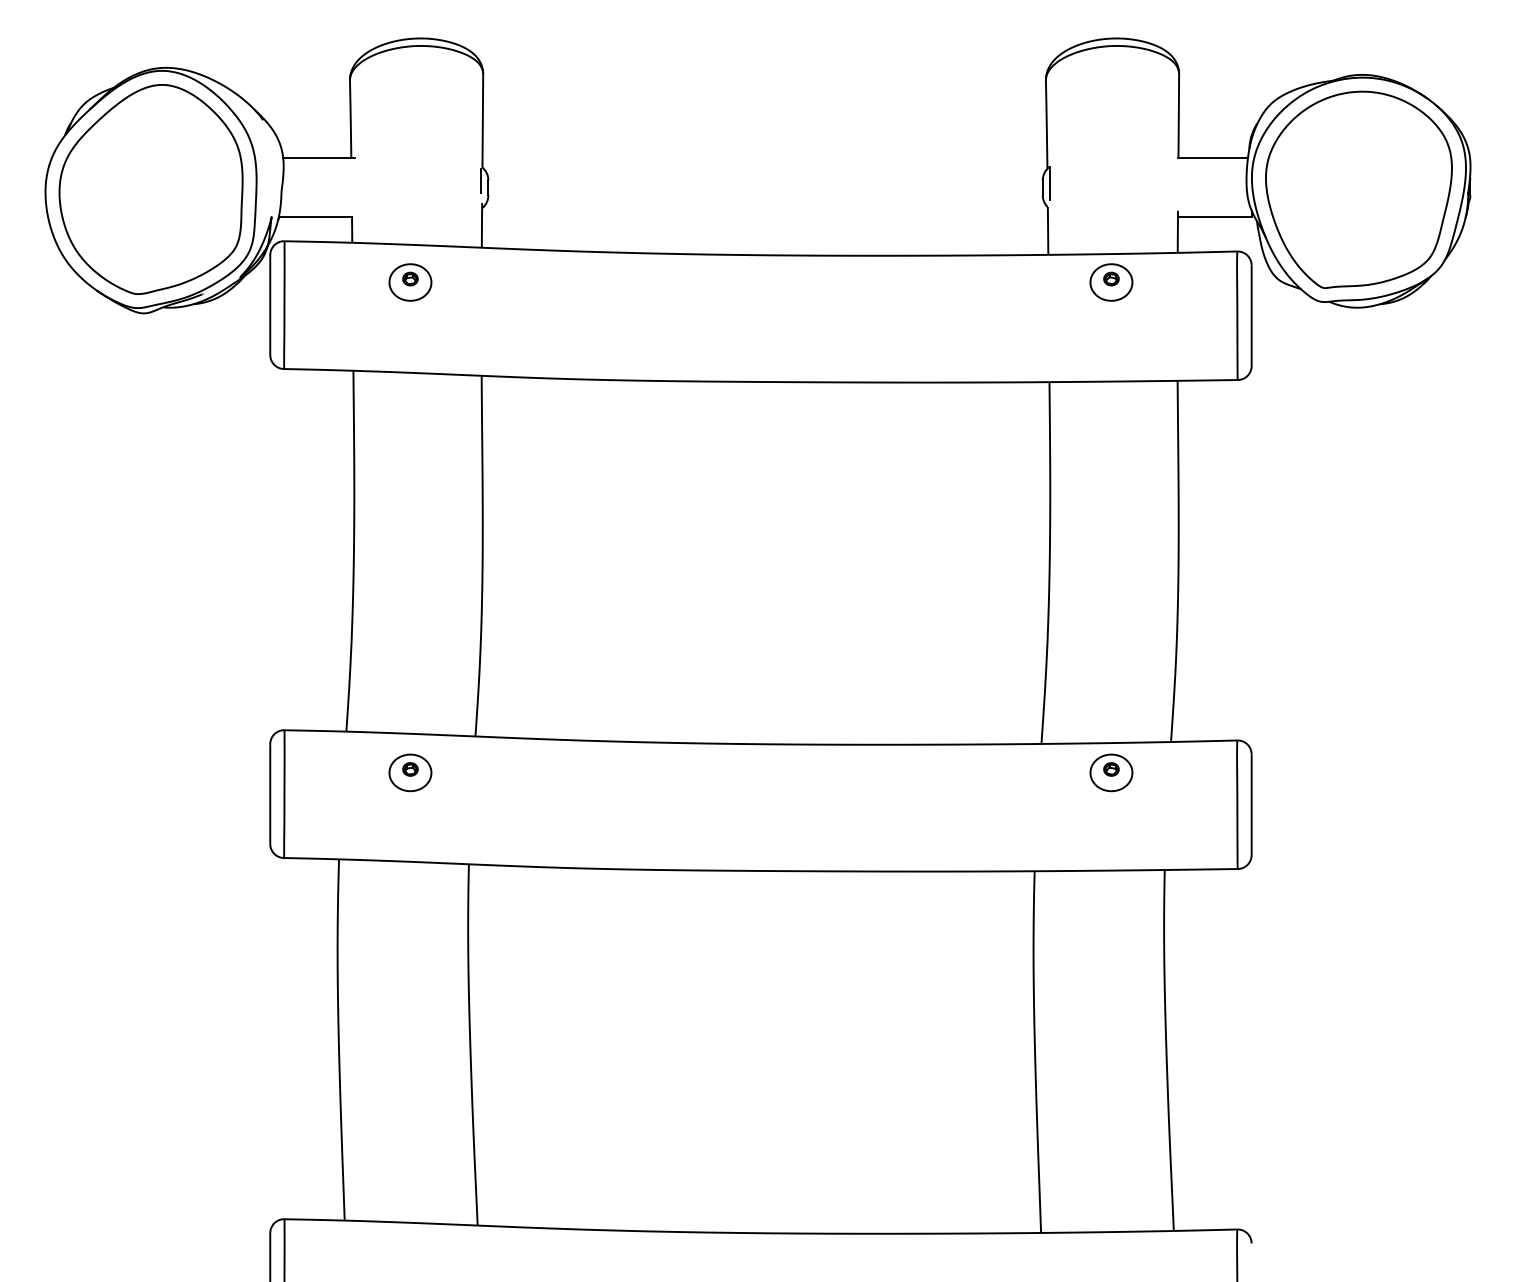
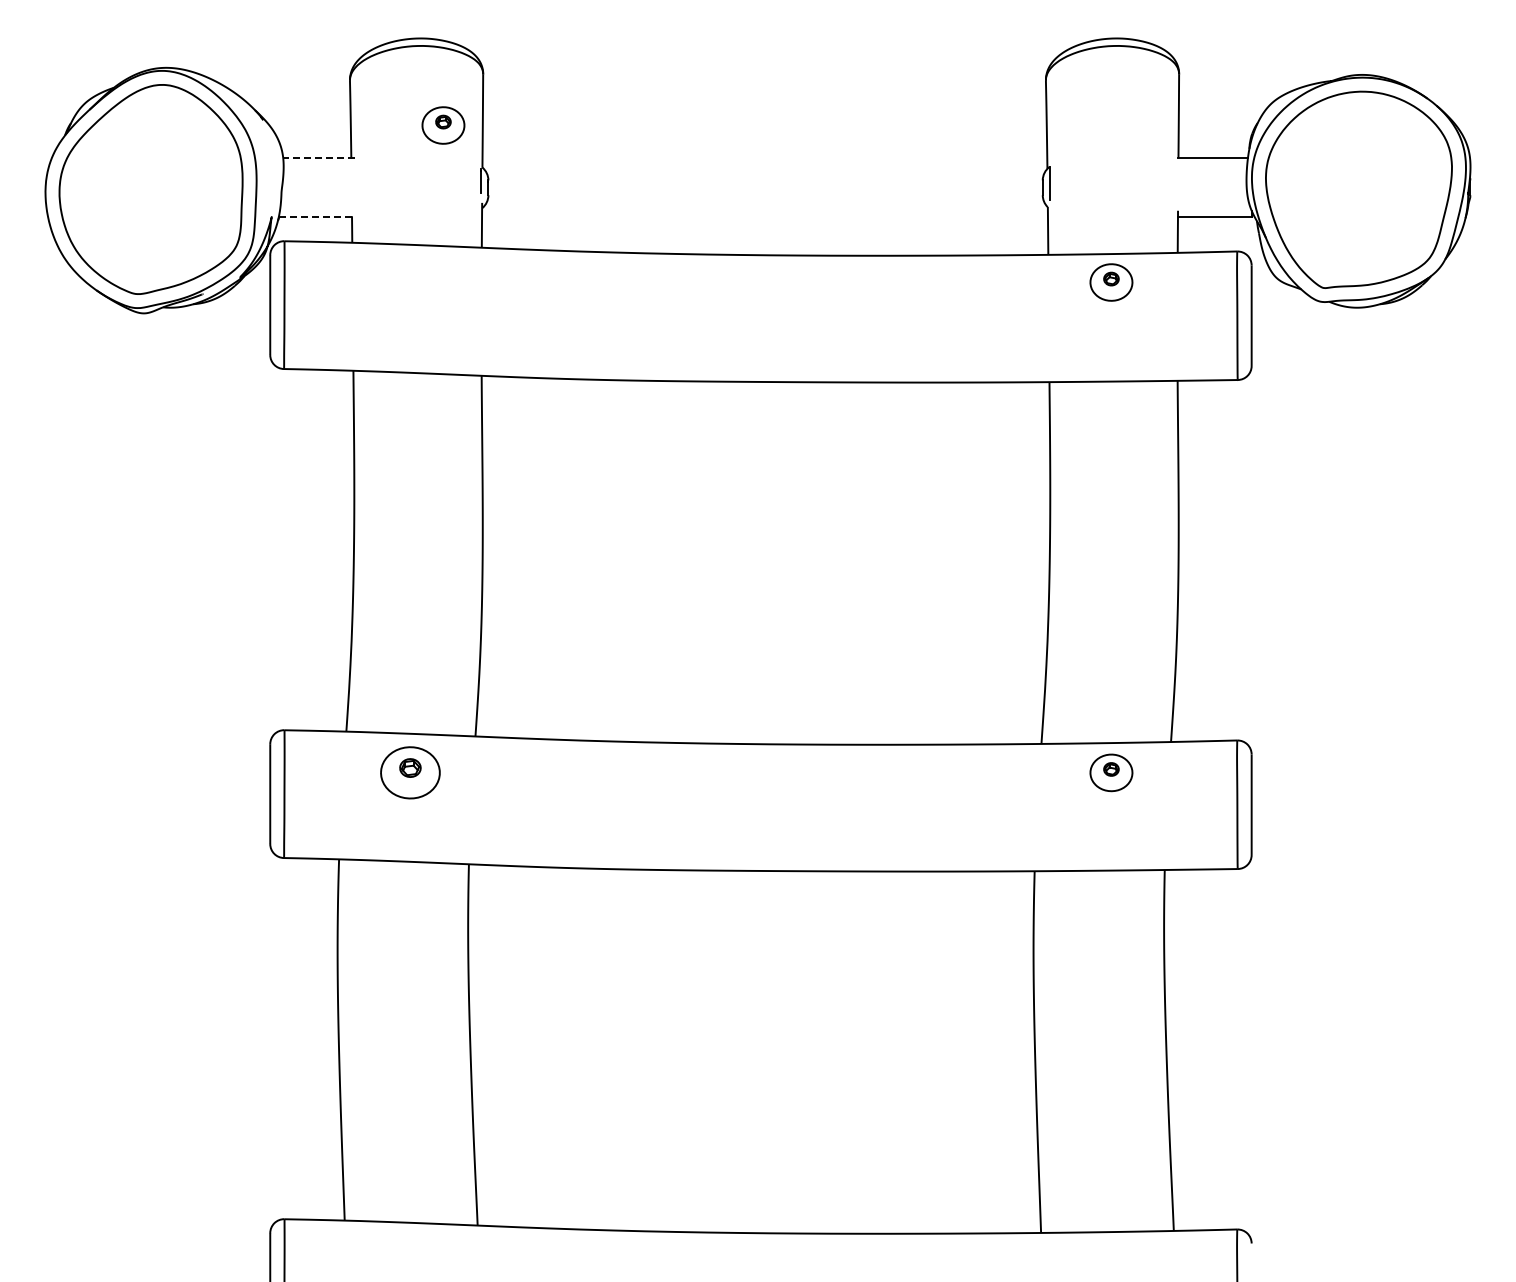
line: solid -> dashed (319, 158)
line: solid -> dashed (315, 217)
part position: (410, 282) -> (443, 125) (443, 125)
part size: 45x40 px -> 61x54 px (410, 772)
